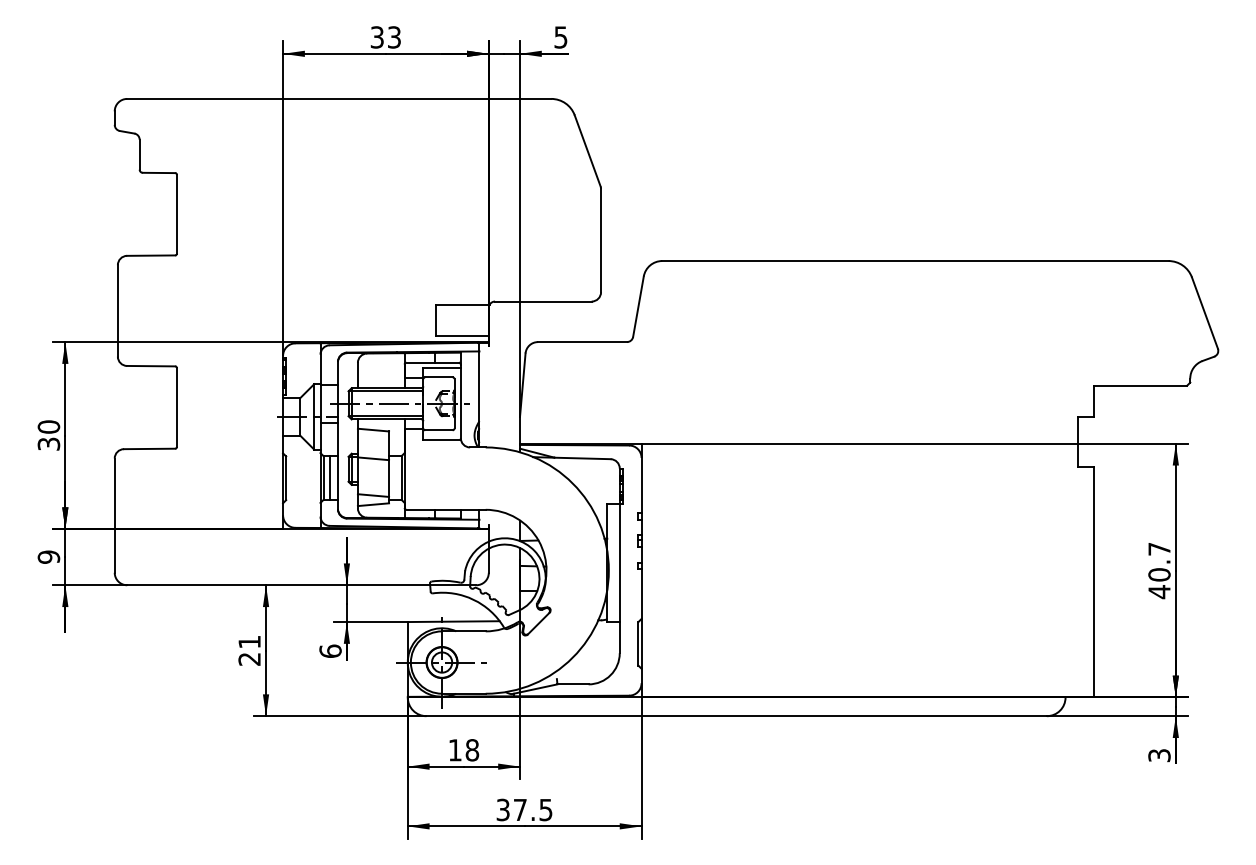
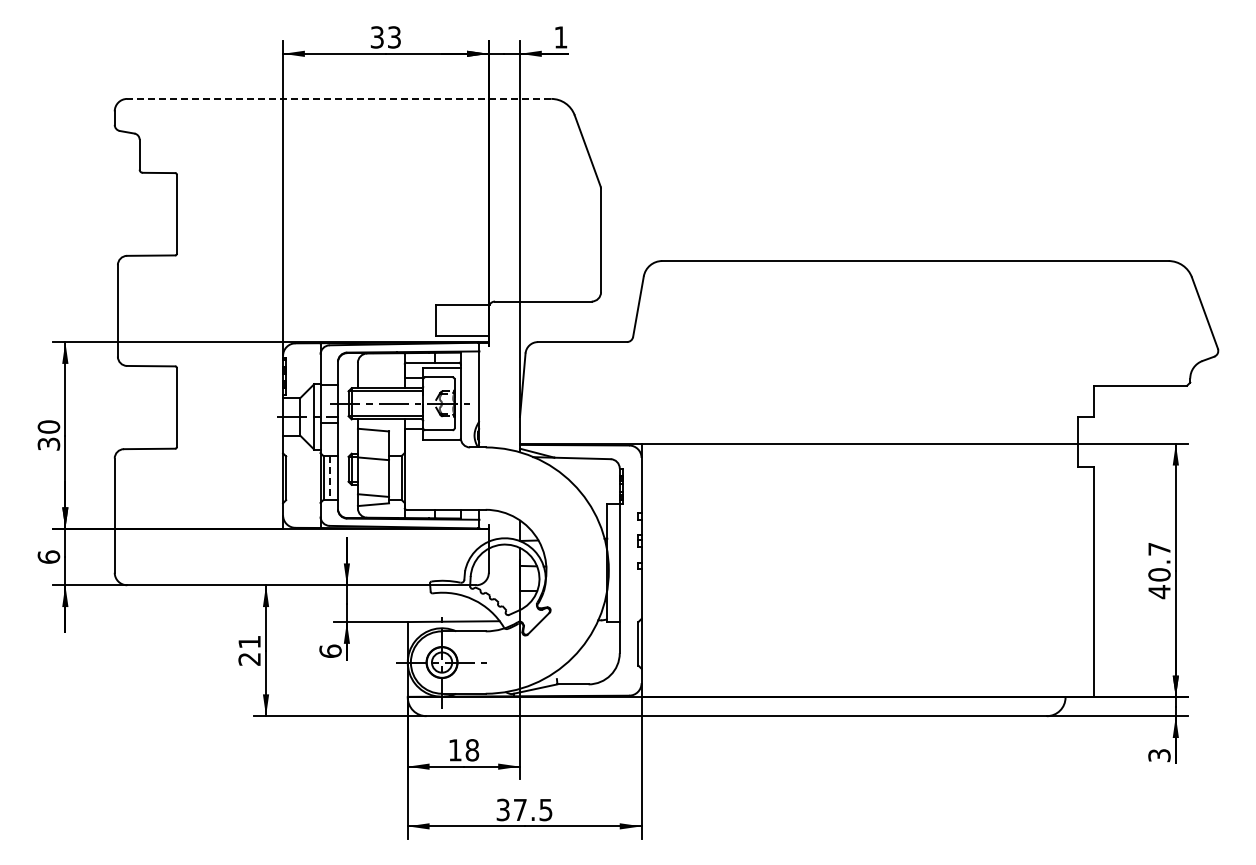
text: 5 -> 1 (560, 37)
line: solid -> dashed (338, 98)
line: solid -> dashed (329, 478)
text: 9 -> 6 (48, 556)
